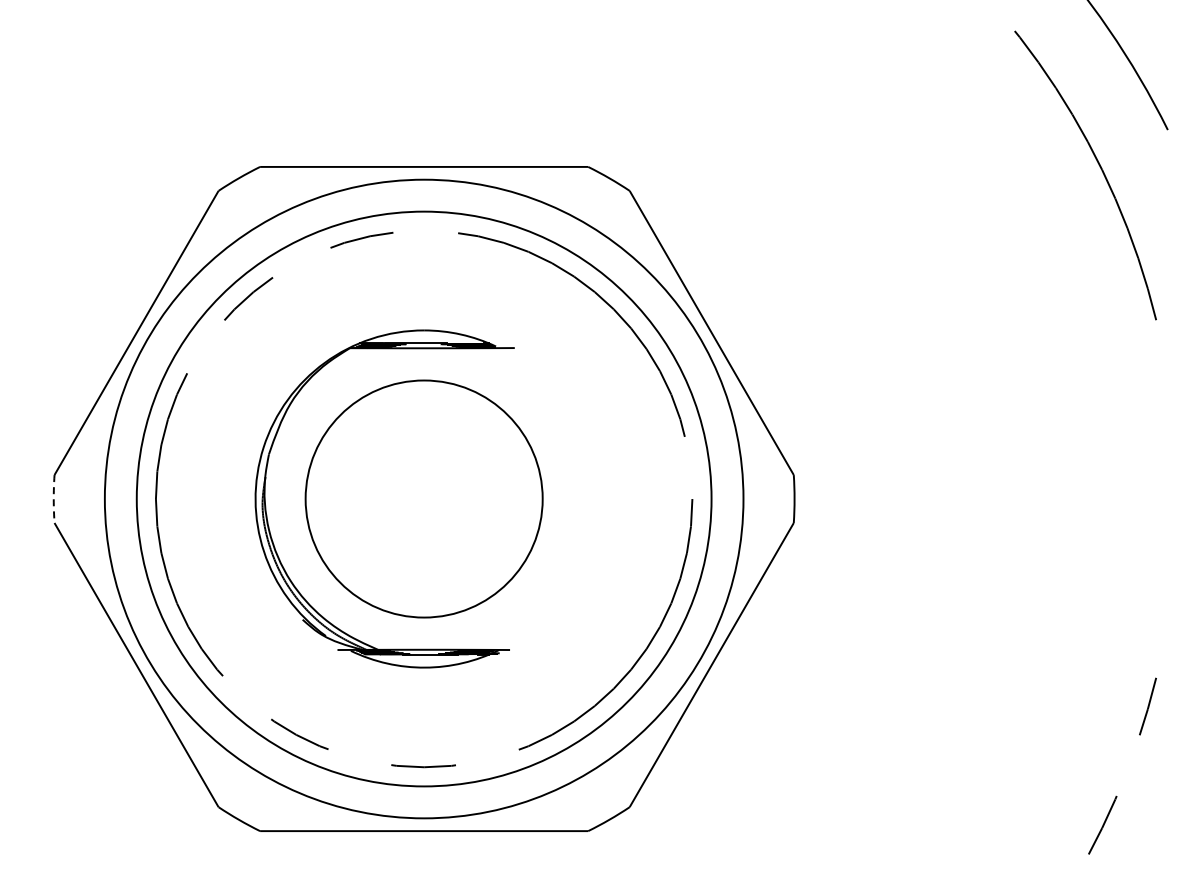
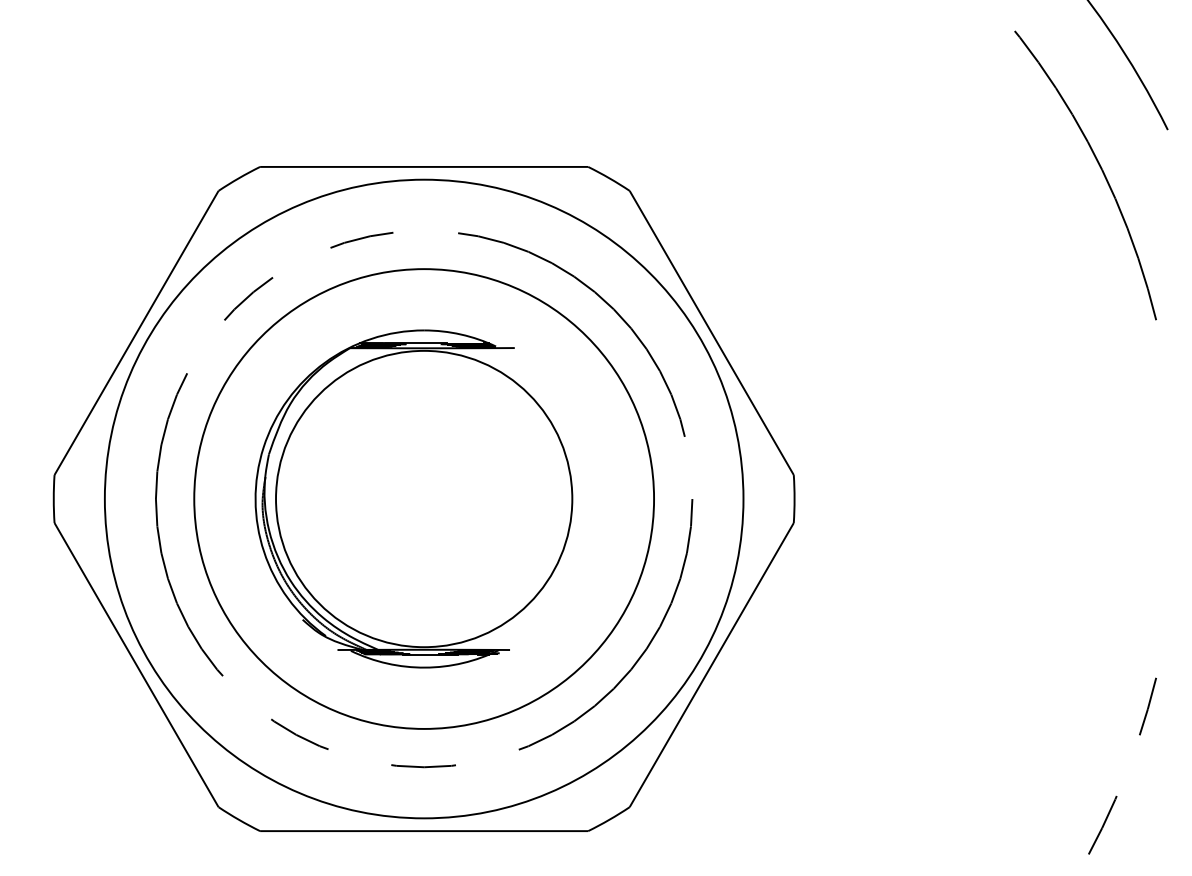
circle diameter: 237 px -> 296 px (424, 498)
circle diameter: 575 px -> 460 px (424, 498)
arc: dashed -> solid (53, 499)
